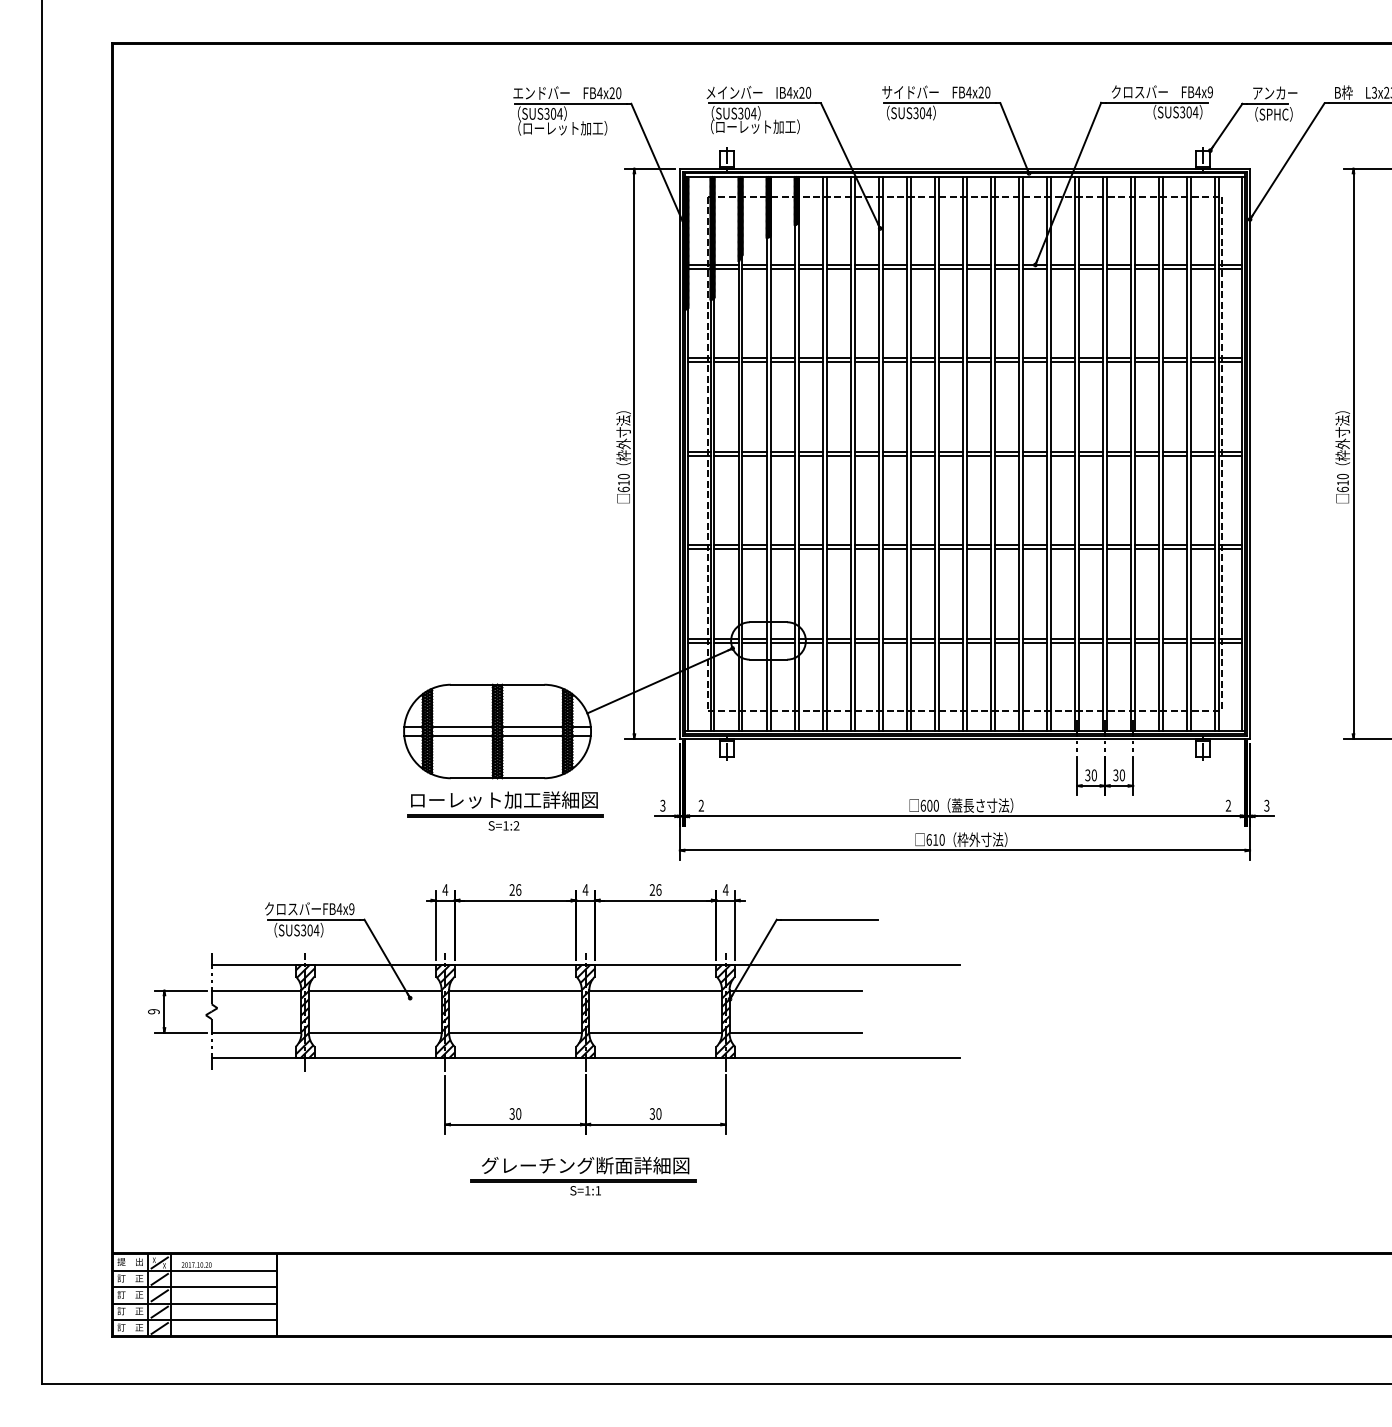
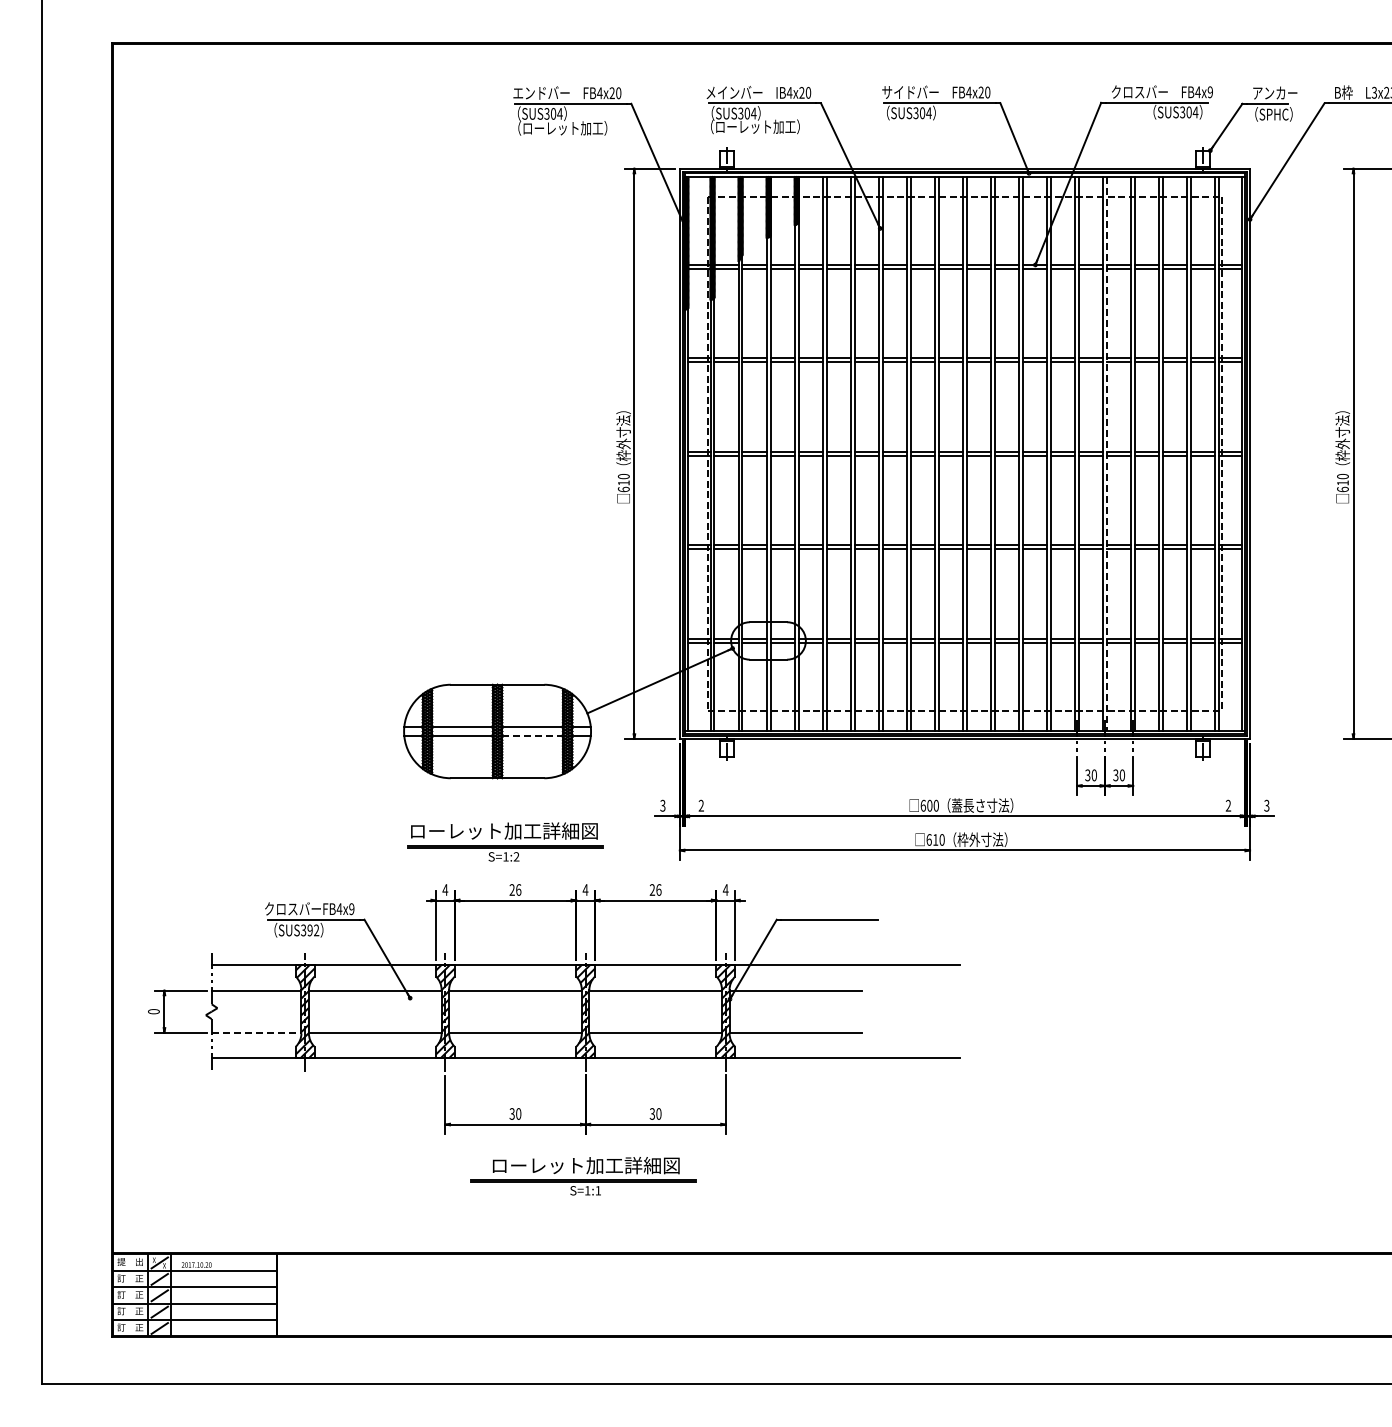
line: solid -> dashed (1107, 453)
line: solid -> dashed (533, 736)
part position: (505, 810) -> (505, 841) (505, 841)
text: SUS304 -> SUS392 (313, 930)
text: 9 -> 0 (153, 1011)
line: solid -> dashed (256, 1032)
text: グレーチング断面詳細図 -> ローレット加工詳細図 (585, 1165)
